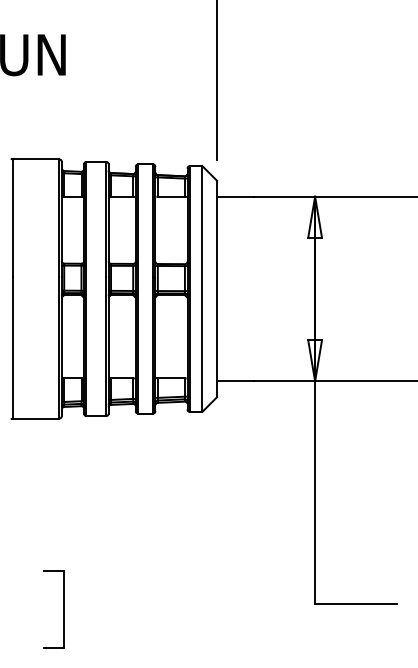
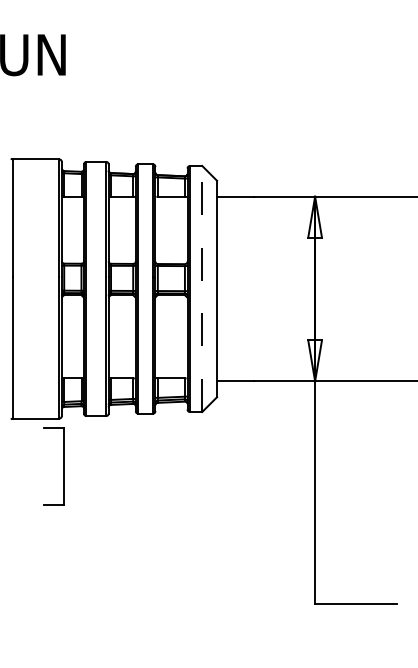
line: present -> none (217, 81)
line: solid -> dashed (202, 289)
part position: (63, 609) -> (63, 466) (63, 466)
